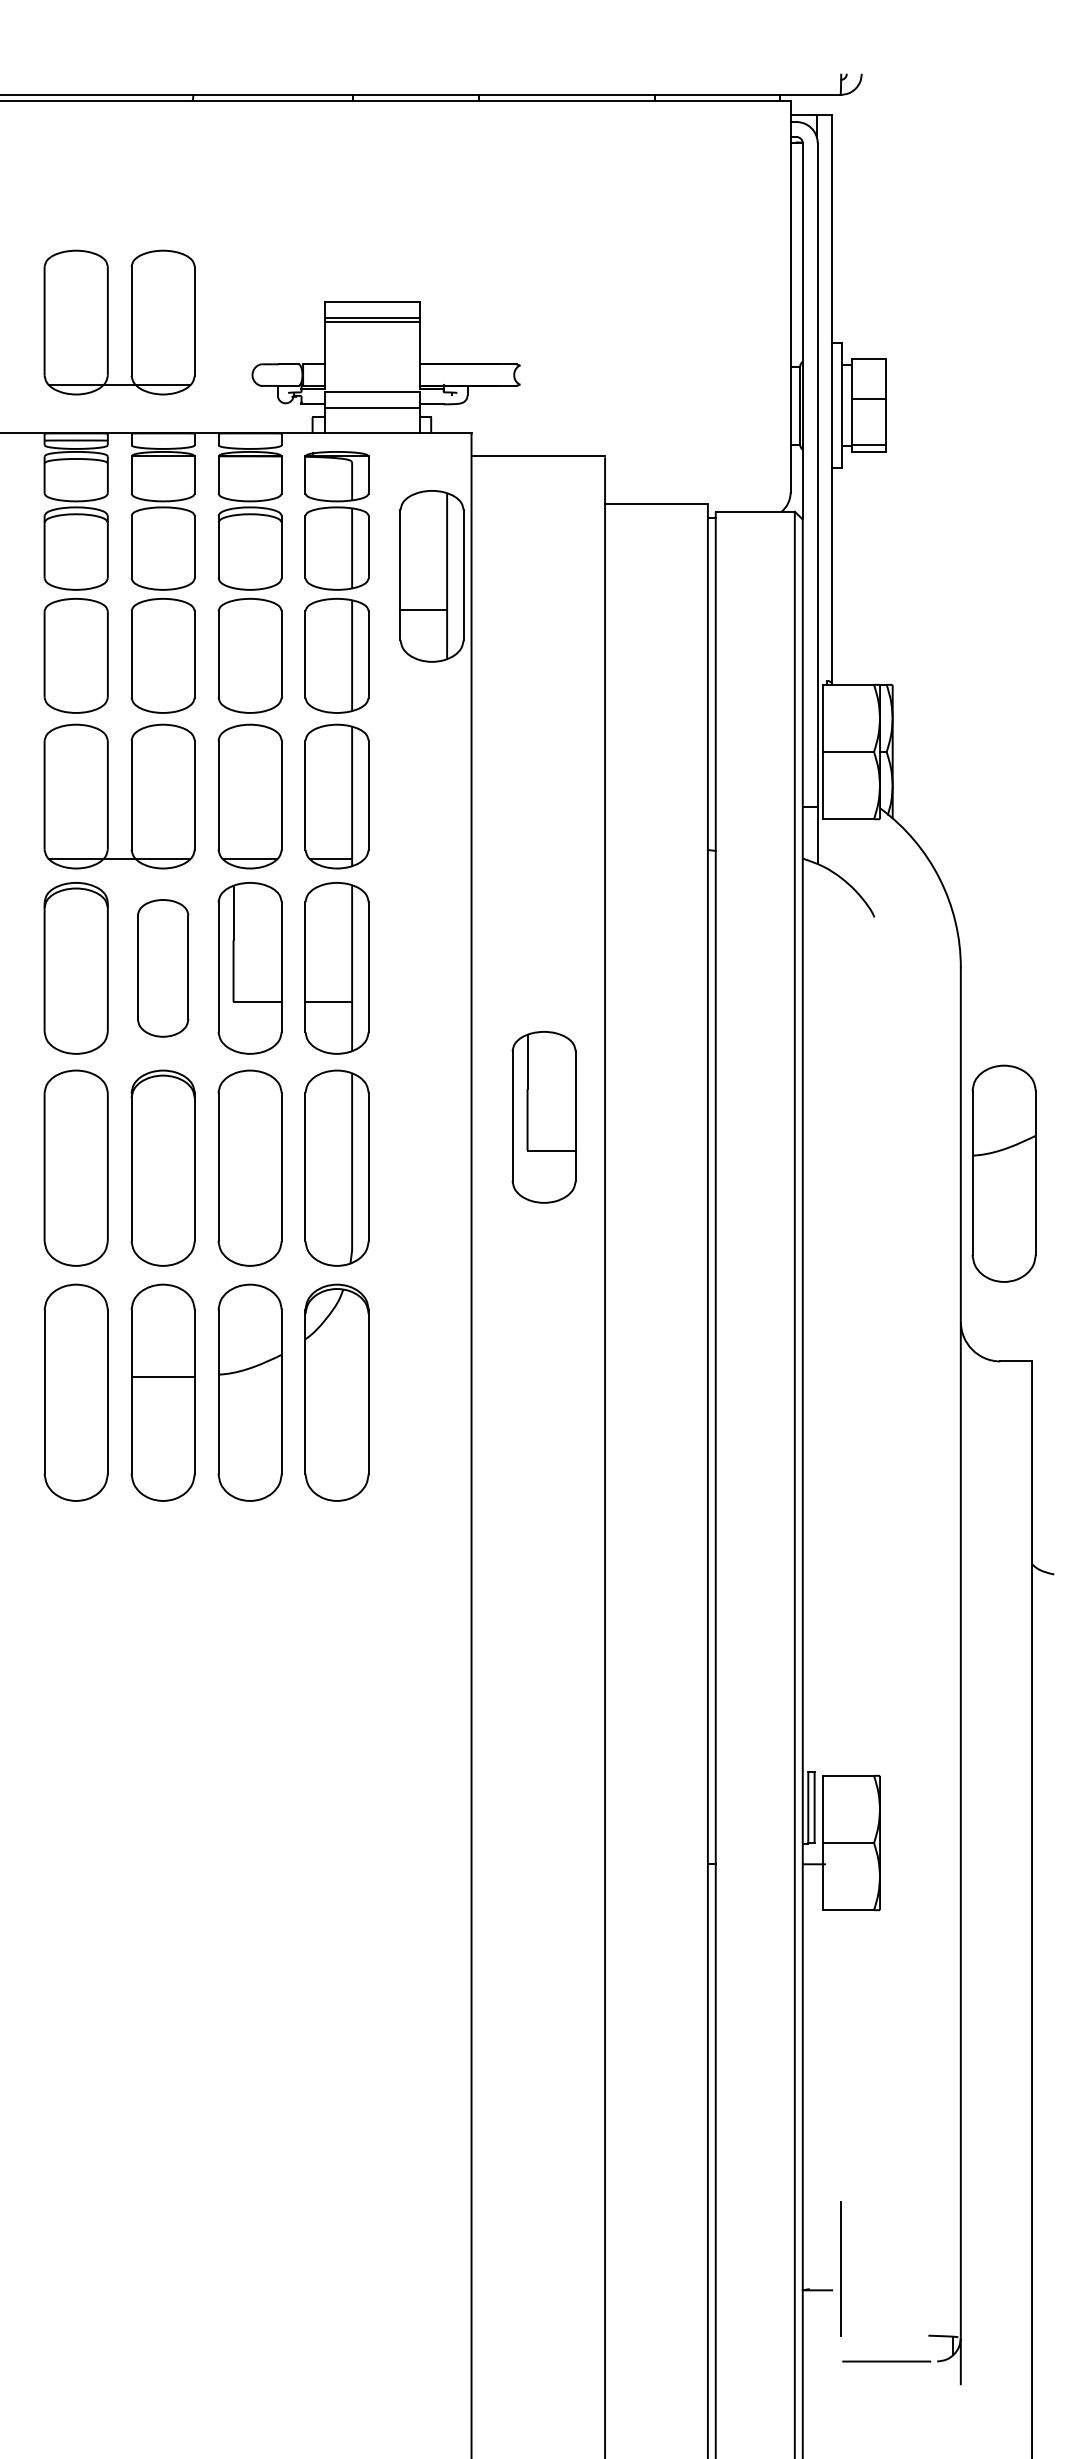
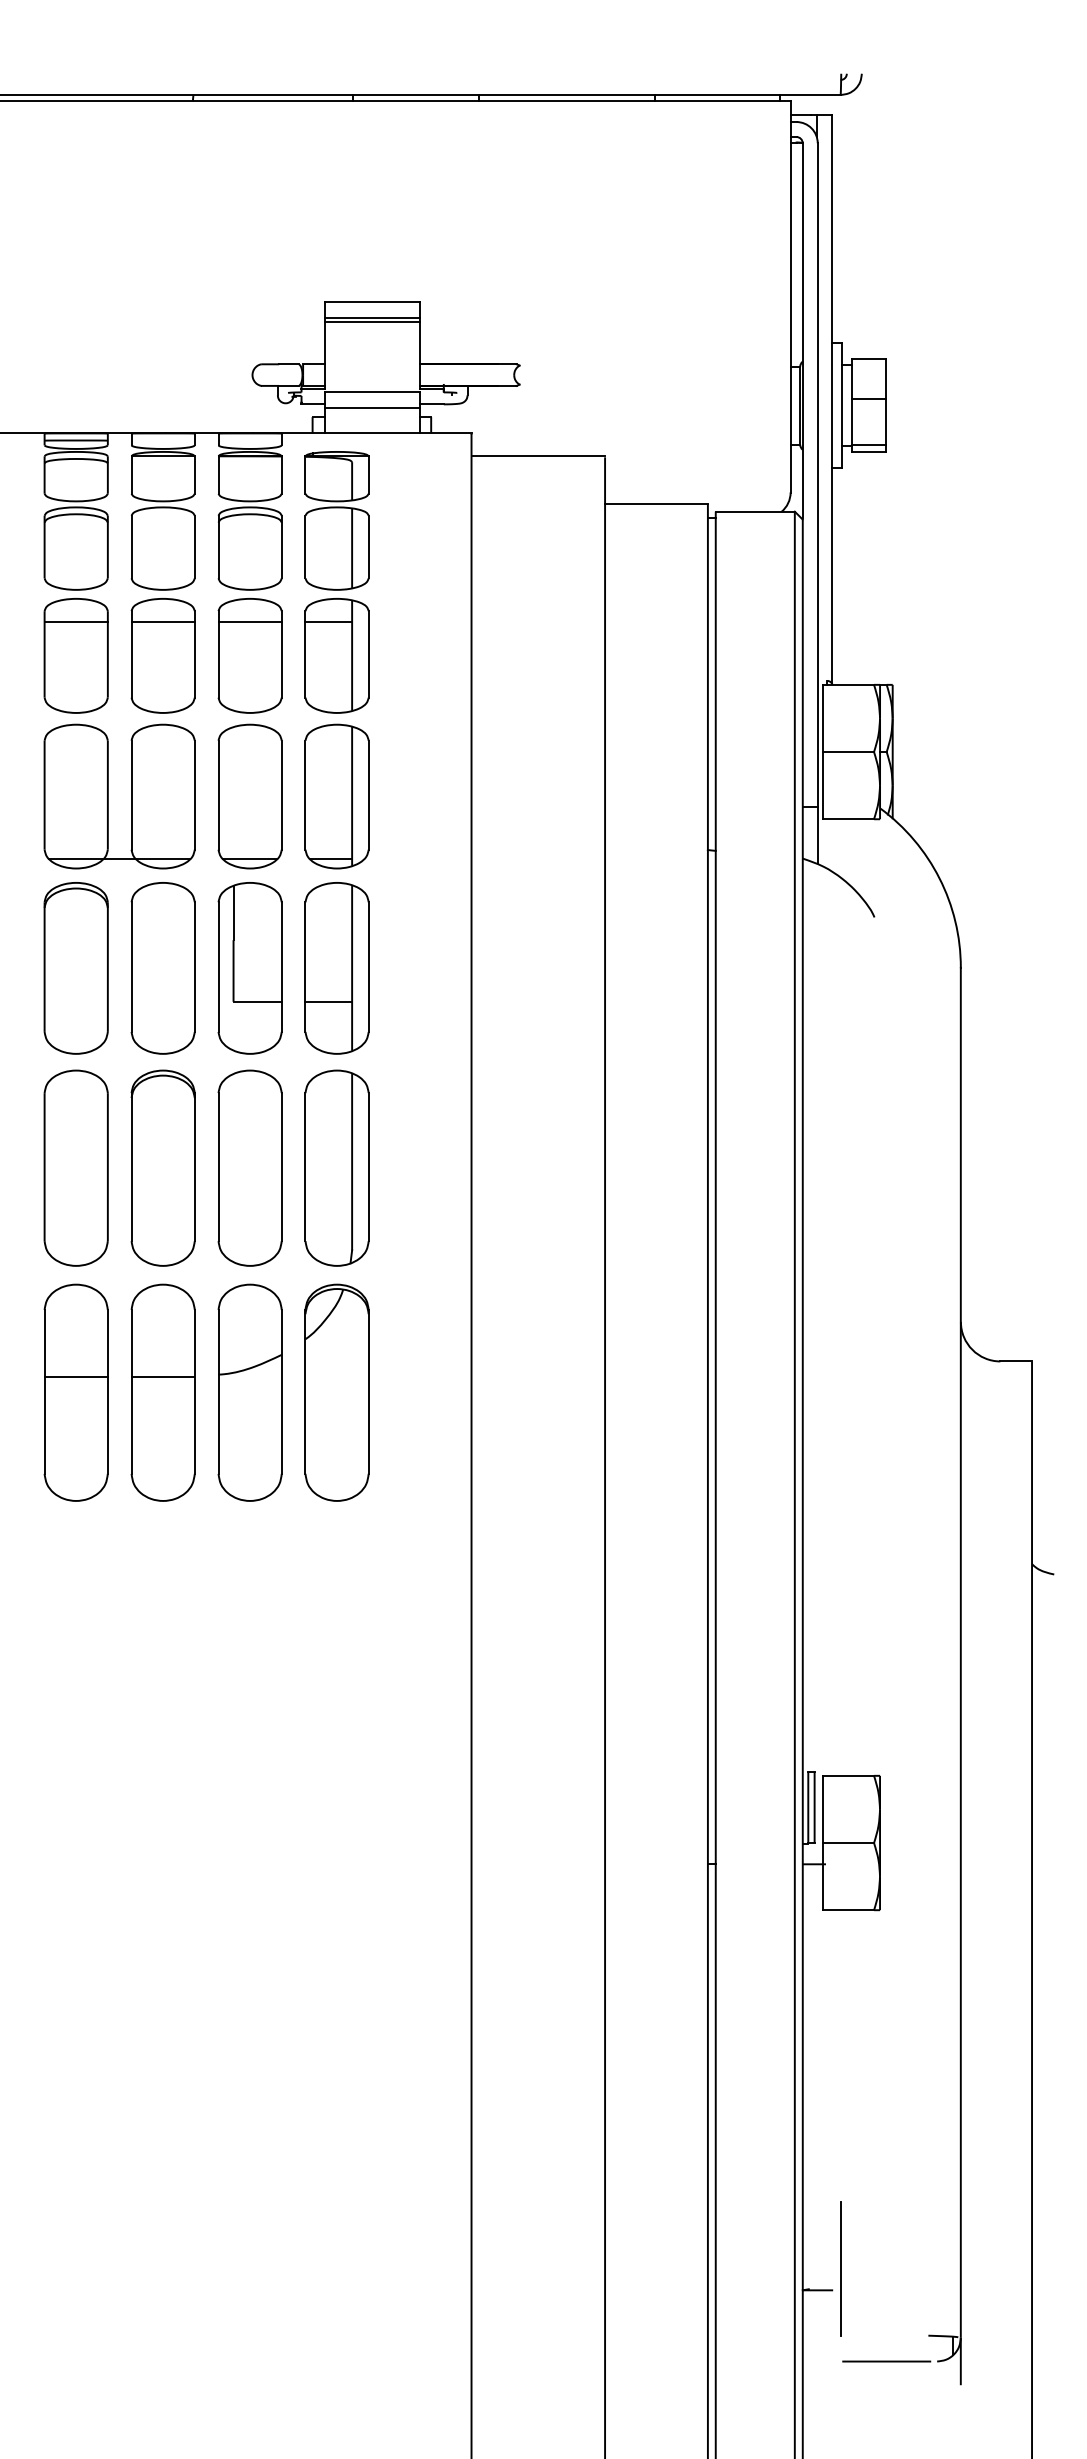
part: present -> none (108, 322)
part: present -> none (431, 576)
line: none -> present (75, 621)
line: none -> present (162, 621)
line: none -> present (249, 621)
line: none -> present (328, 621)
part size: 53x139 px -> 66x173 px (162, 968)
part: present -> none (543, 1117)
part: present -> none (1003, 1173)
line: none -> present (75, 1376)
